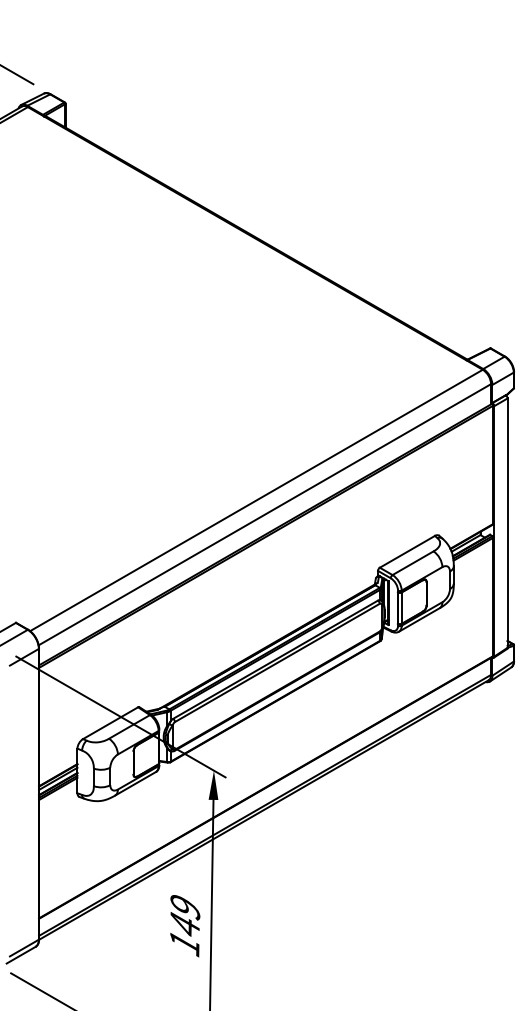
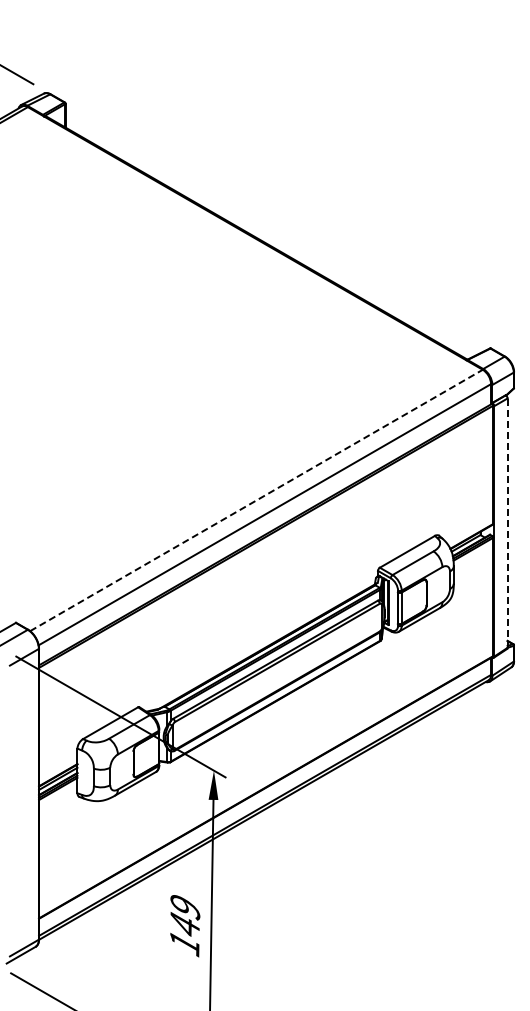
line: solid -> dashed (256, 500)
line: solid -> dashed (507, 523)
